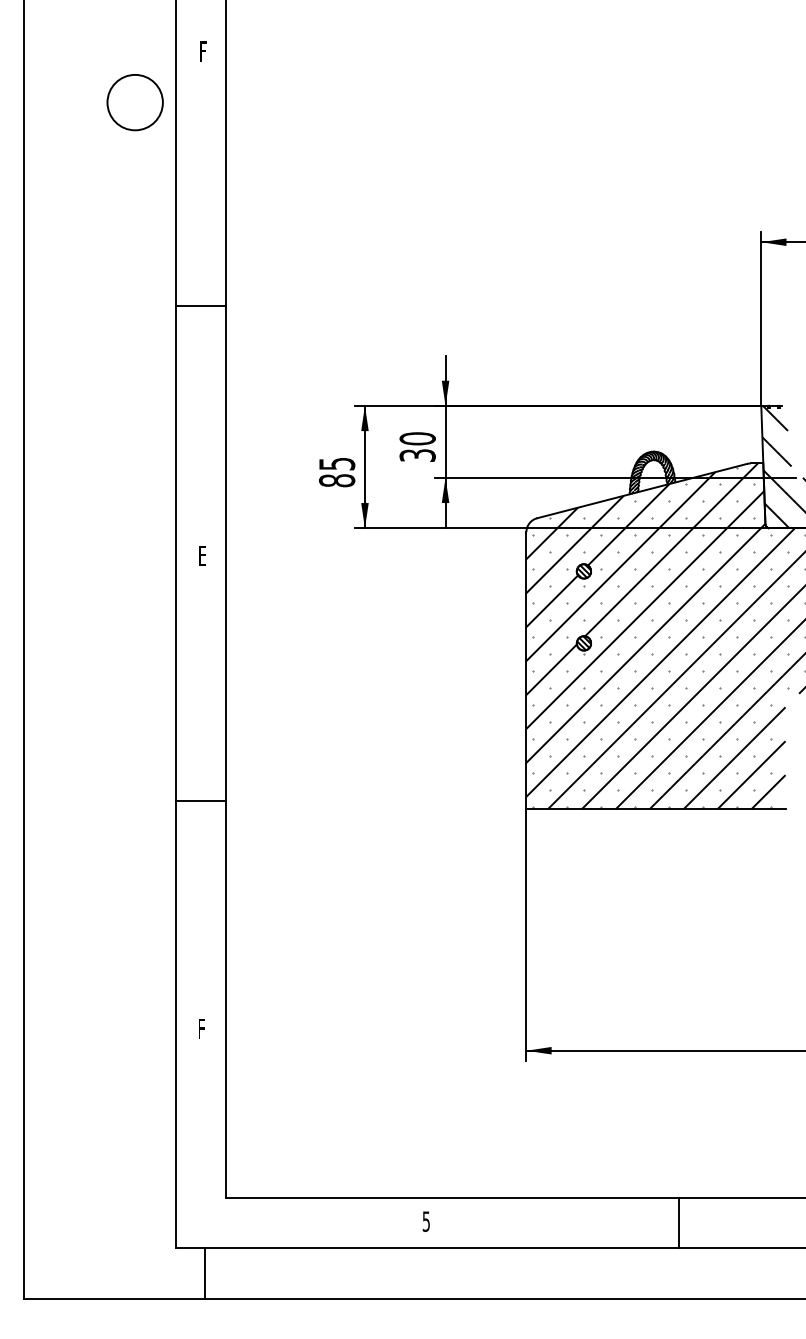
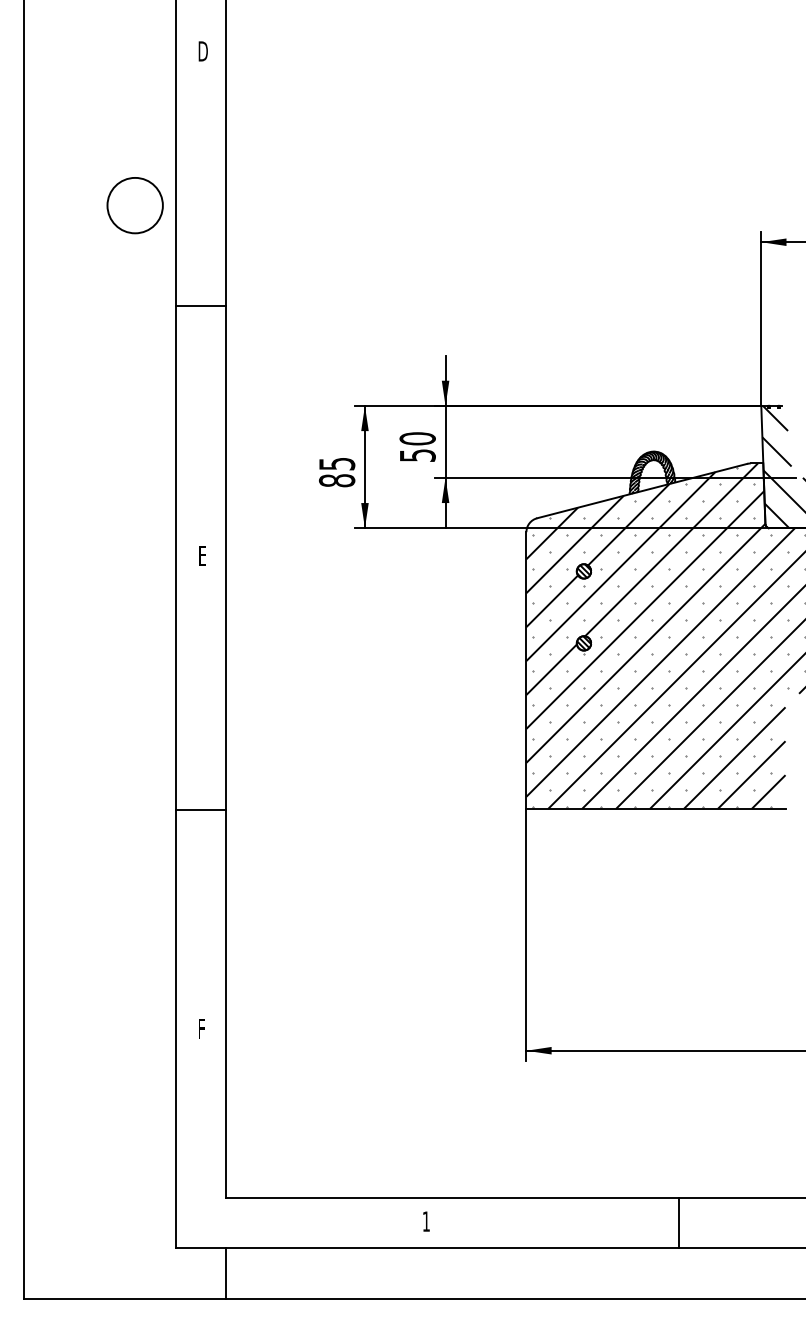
text: F -> D (202, 51)
circle position: (134, 102) -> (134, 205) (134, 205)
text: 30 -> 50 (417, 455)
line position: (200, 801) -> (200, 810) (200, 810)
text: 5 -> 1 (425, 1221)
line position: (204, 1273) -> (225, 1273) (225, 1273)
